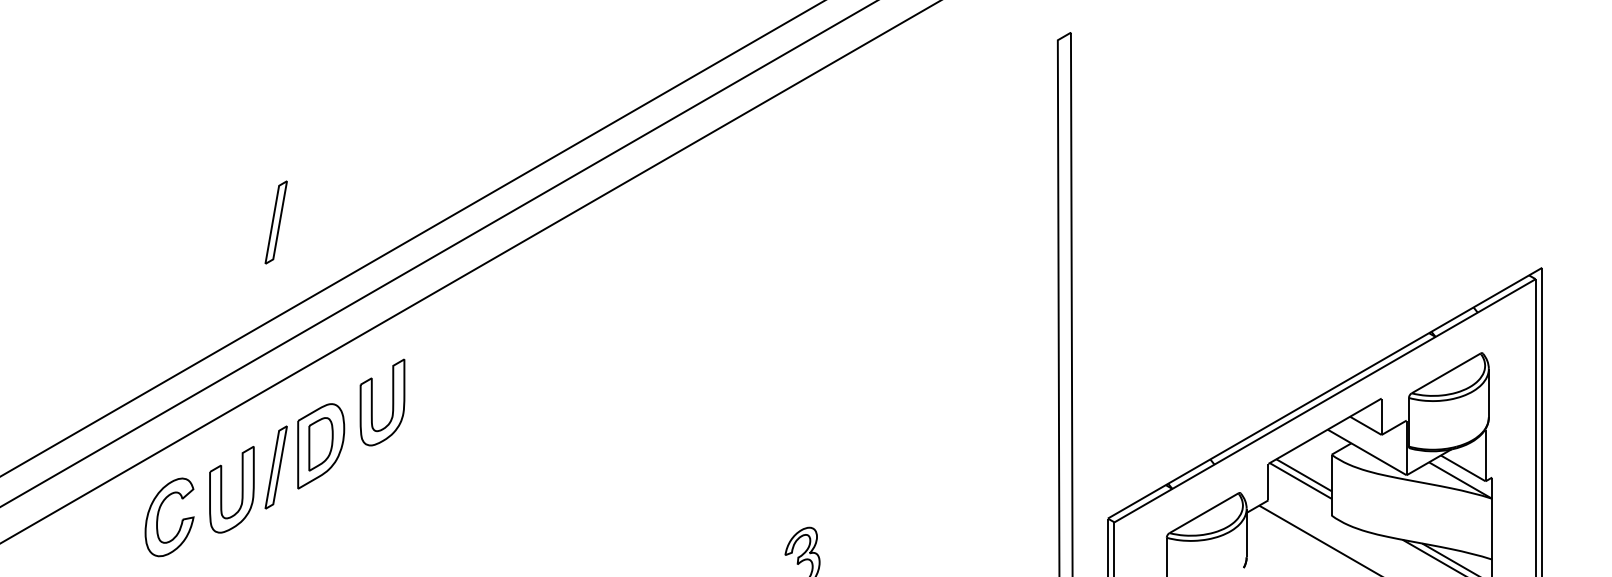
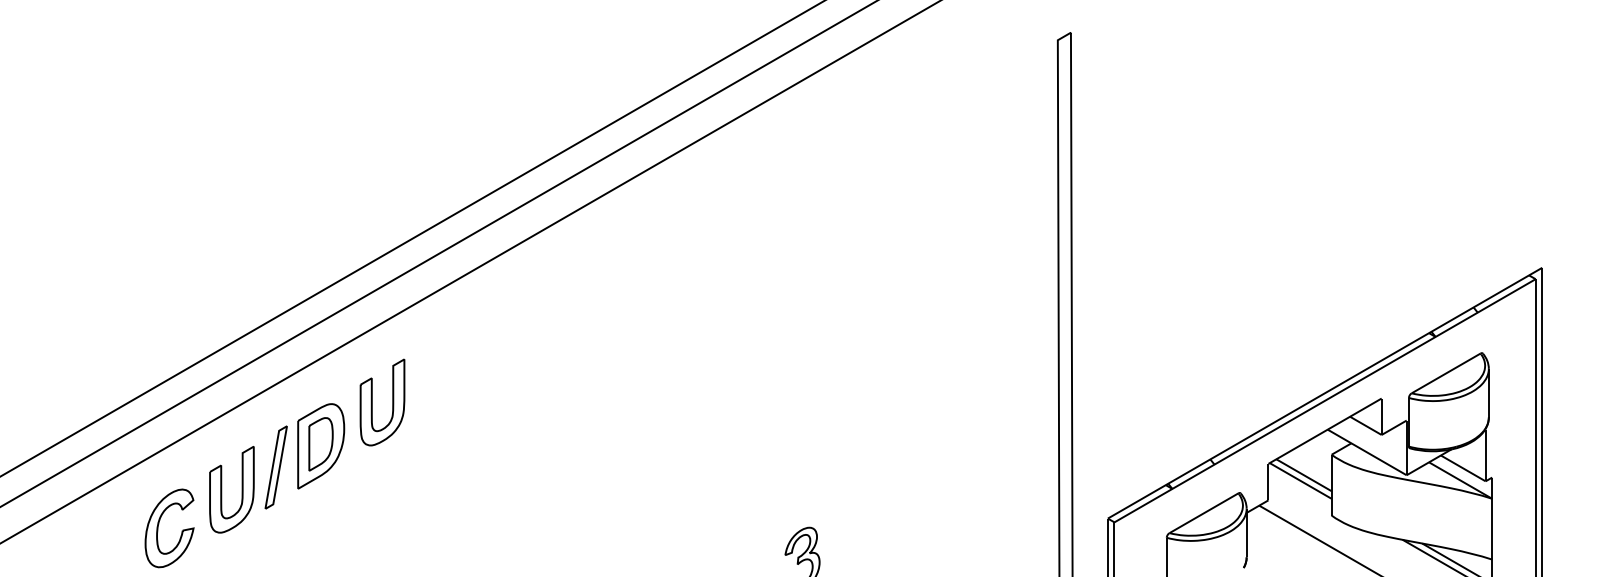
part: present -> none (275, 222)
part position: (159, 513) -> (159, 524) (159, 524)
